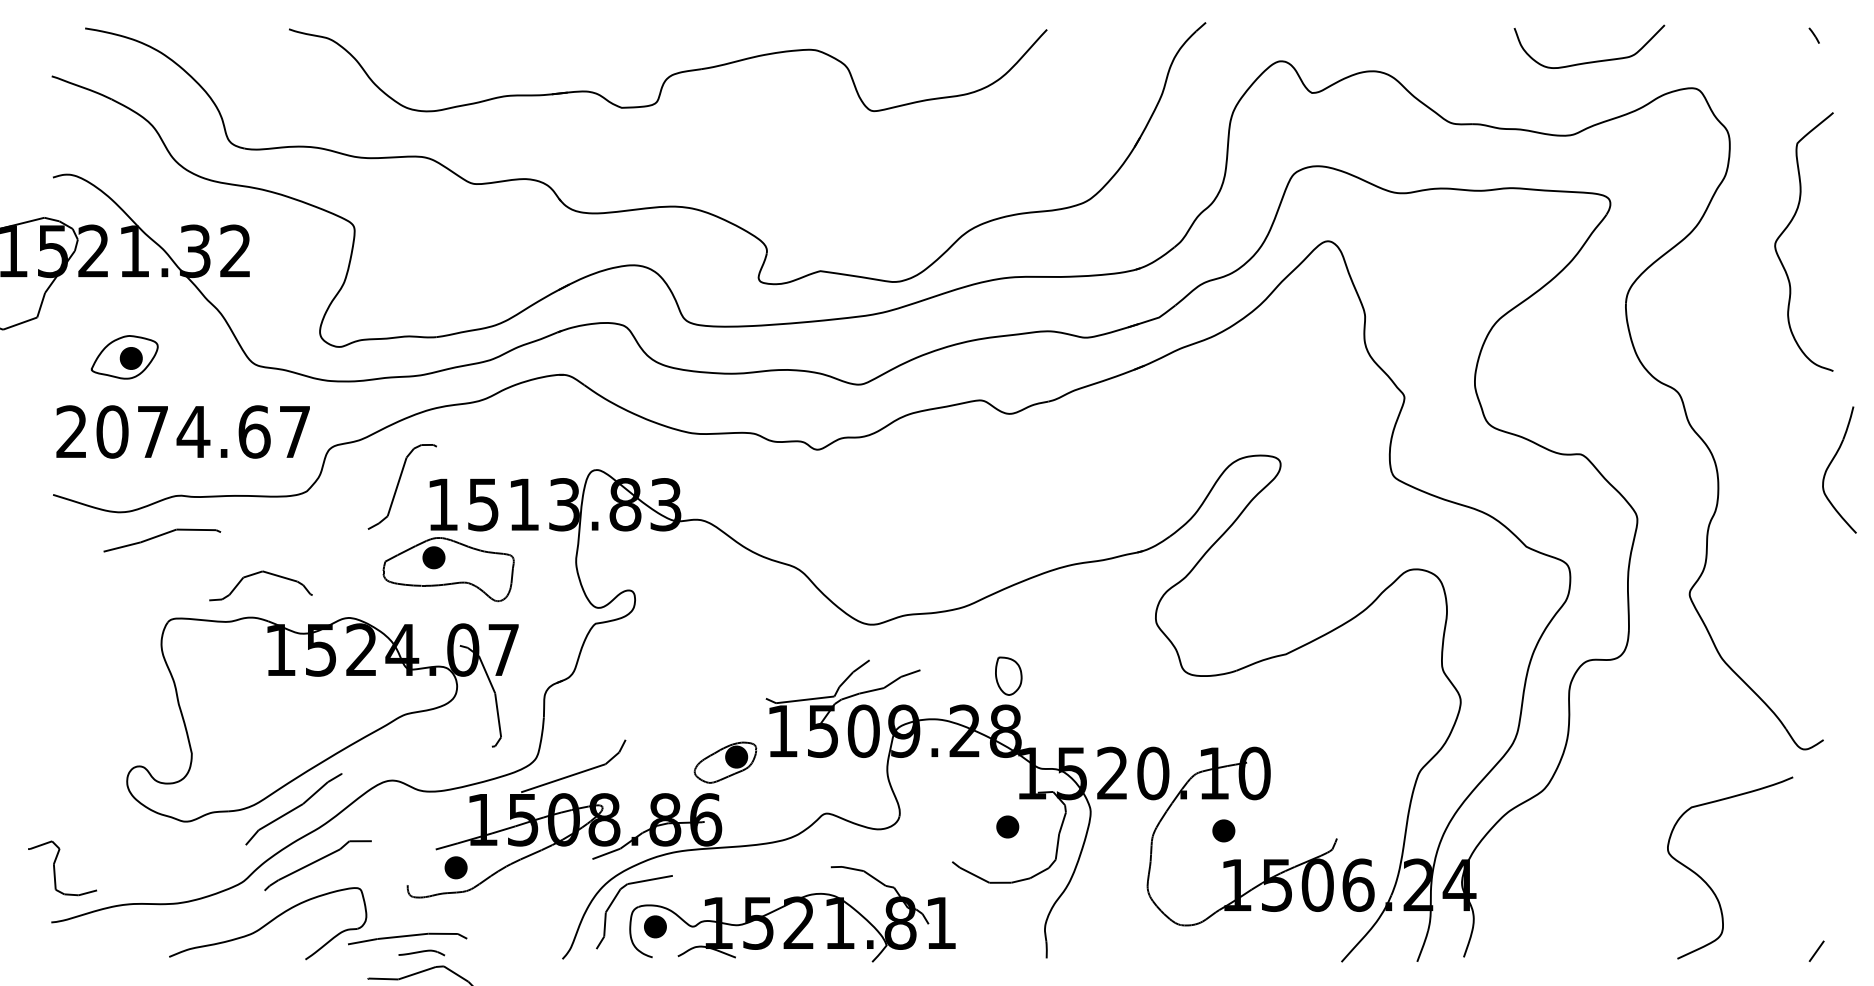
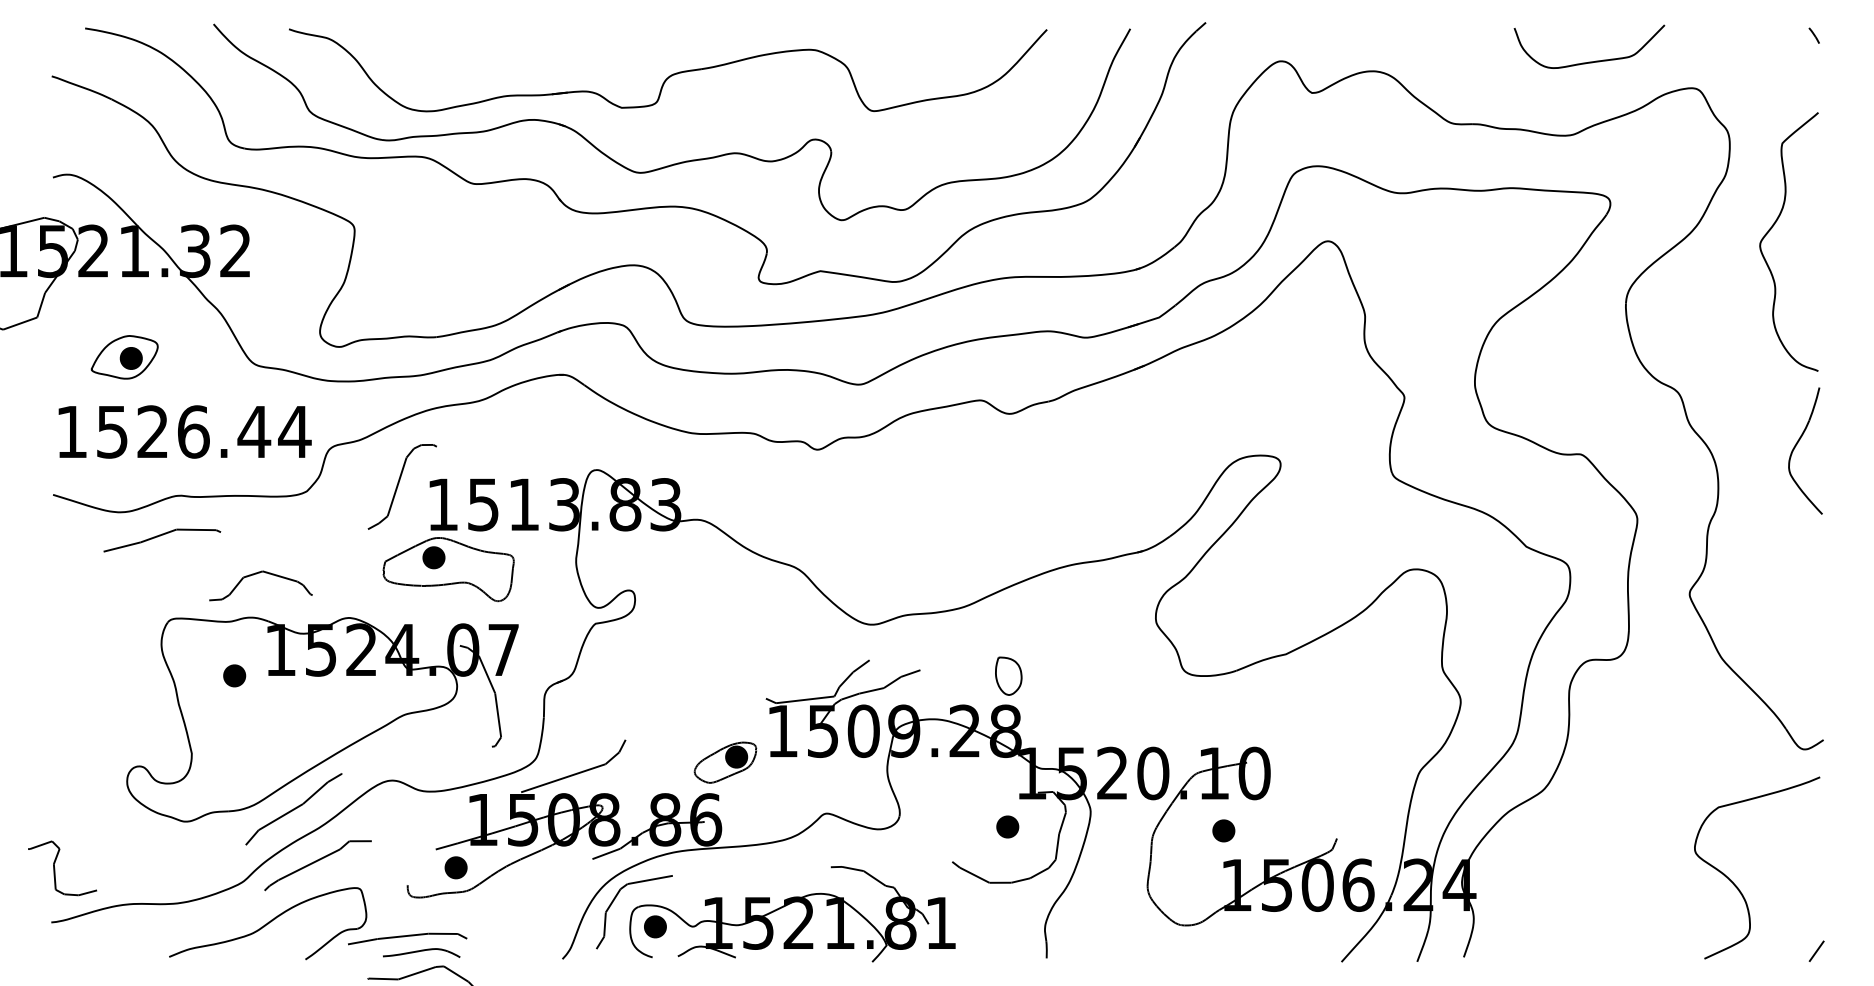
part: none -> present (681, 161)
curve position: (1787, 228) -> (1772, 228) (1772, 228)
text: 2074.67 -> 1526.44 (183, 431)
part position: (1830, 465) -> (1796, 446) (1796, 446)
part: none -> present (234, 675)
curve position: (1710, 886) -> (1737, 886) (1737, 886)
part size: 48x8 px -> 78x10 px (421, 952)
